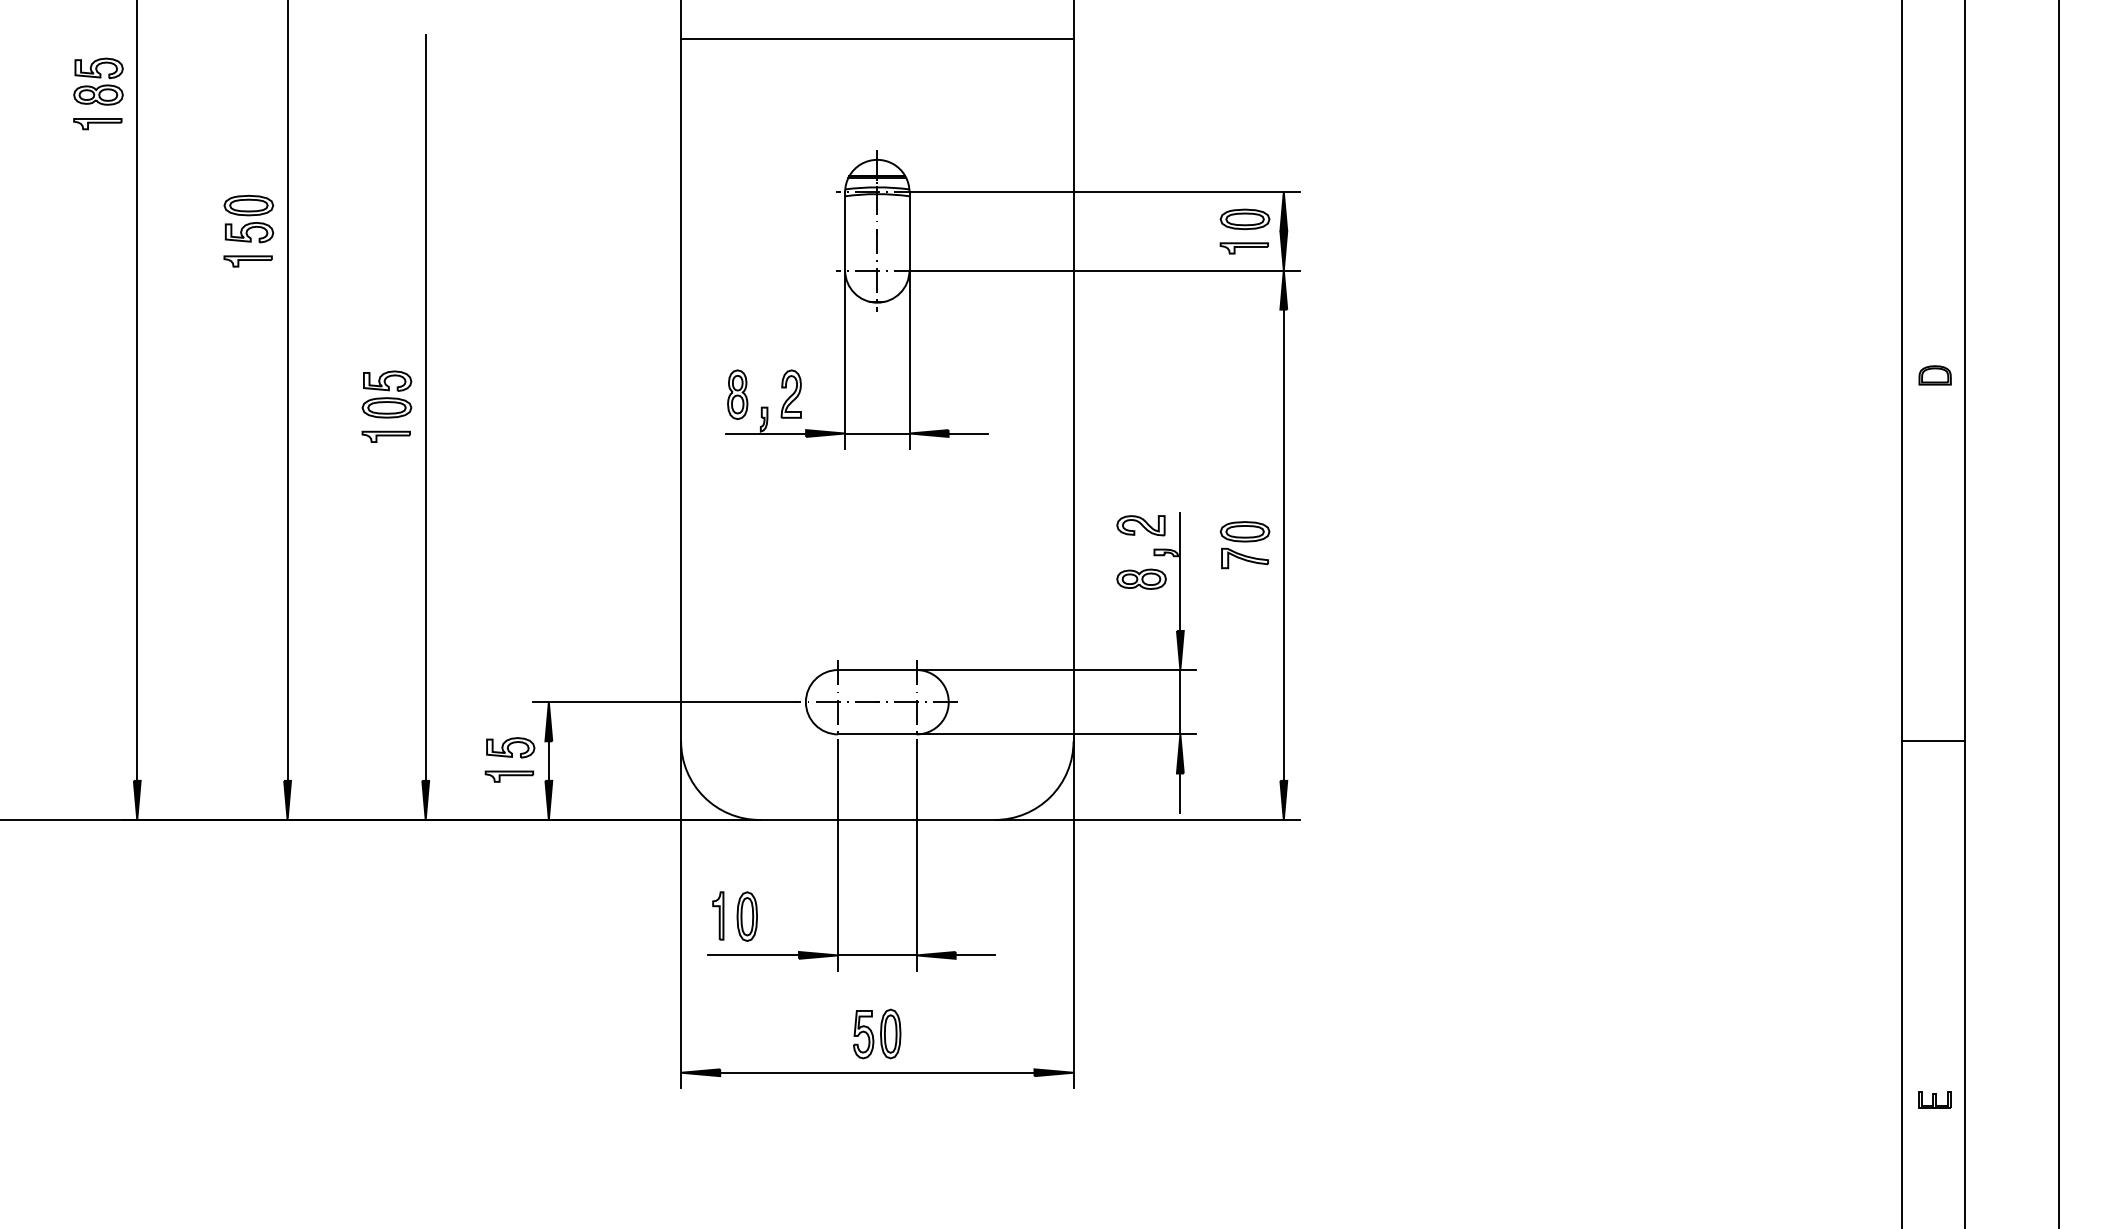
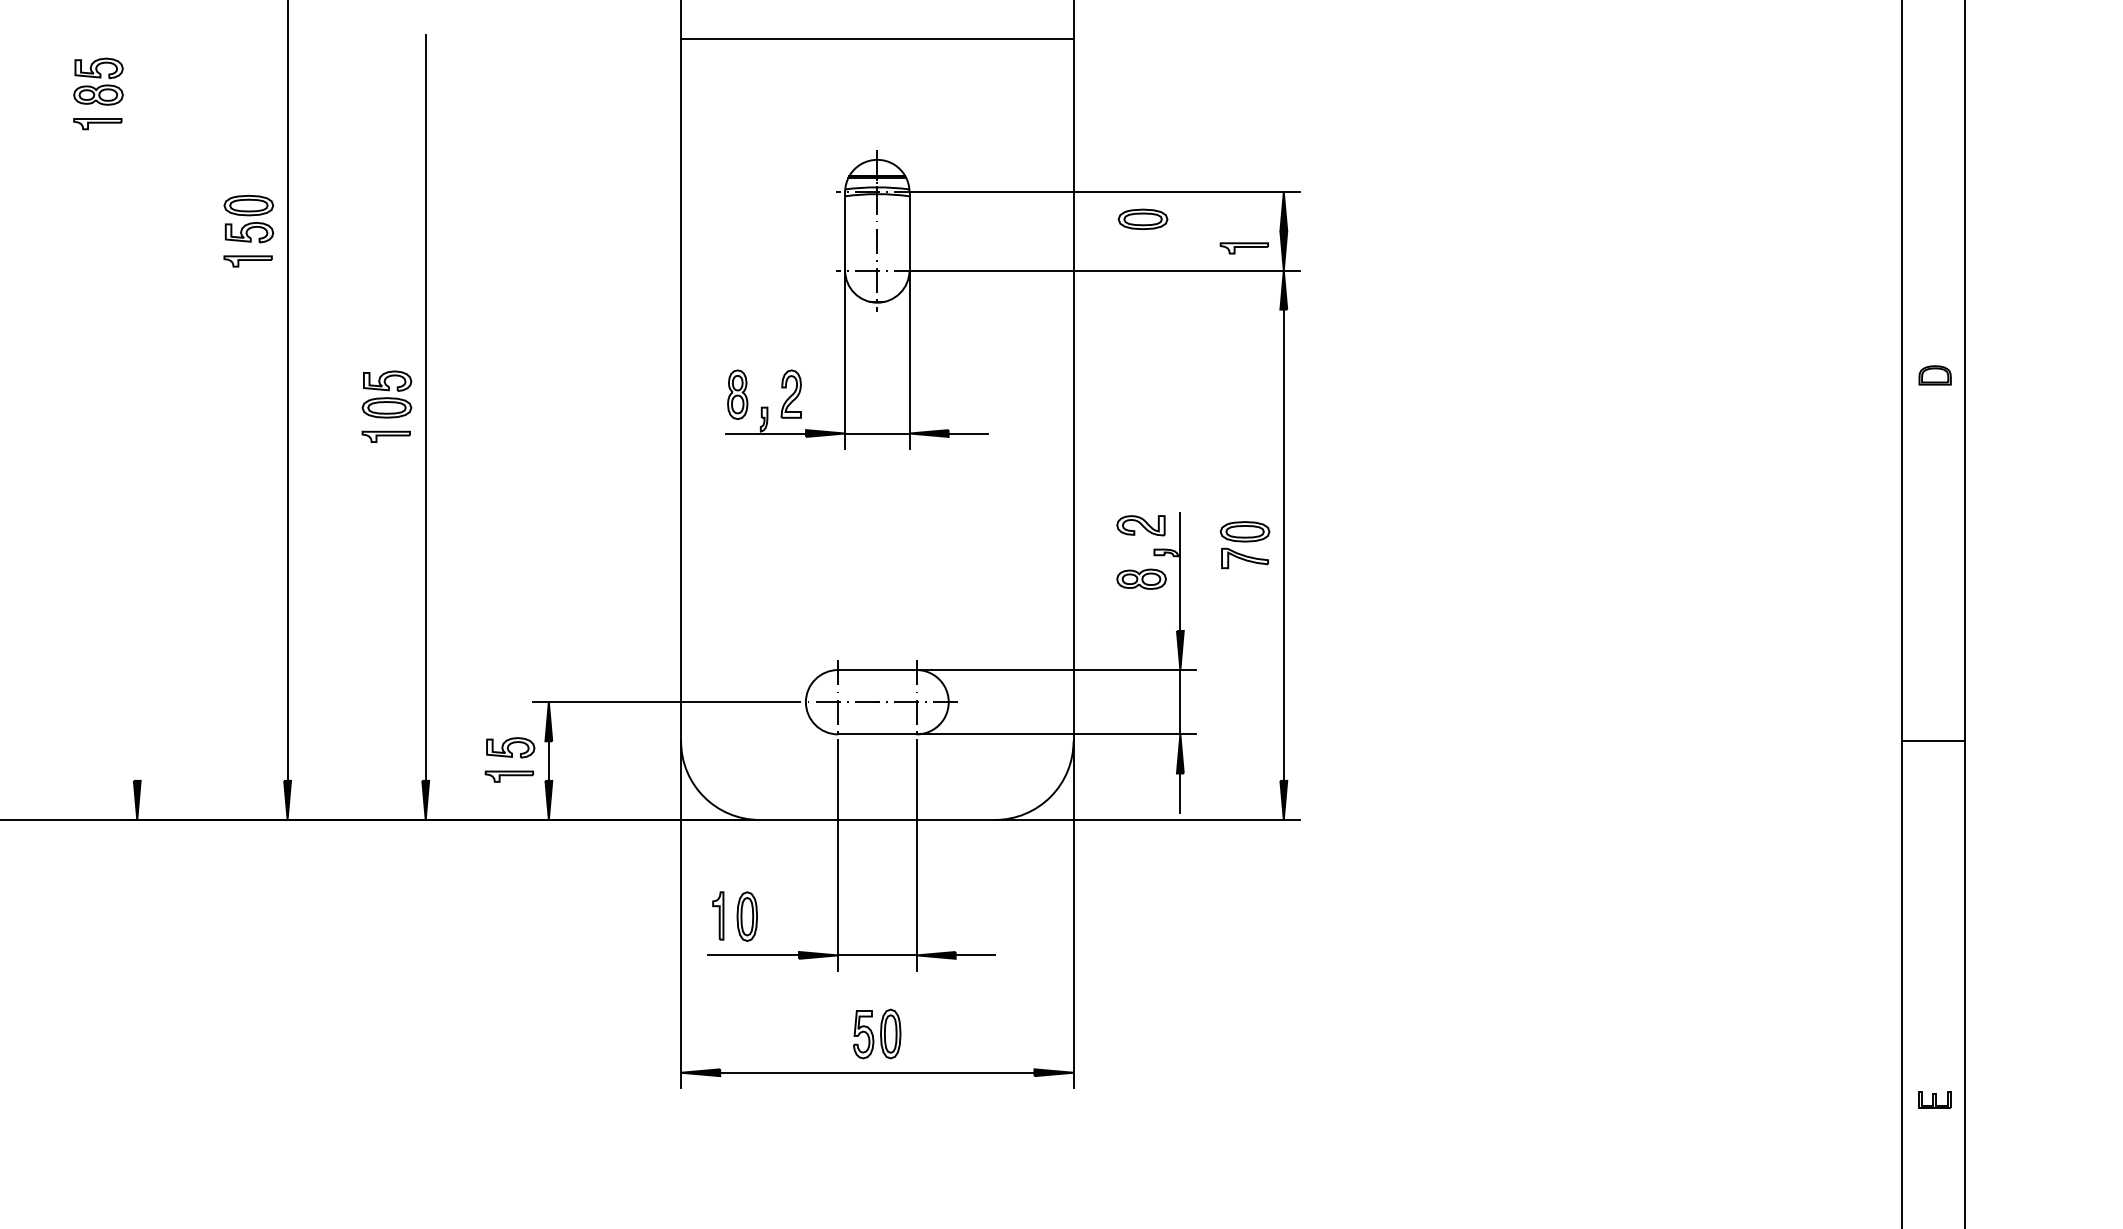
part position: (1244, 219) -> (1142, 219) (1142, 219)
line: present -> none (137, 391)
line: present -> none (2059, 613)
